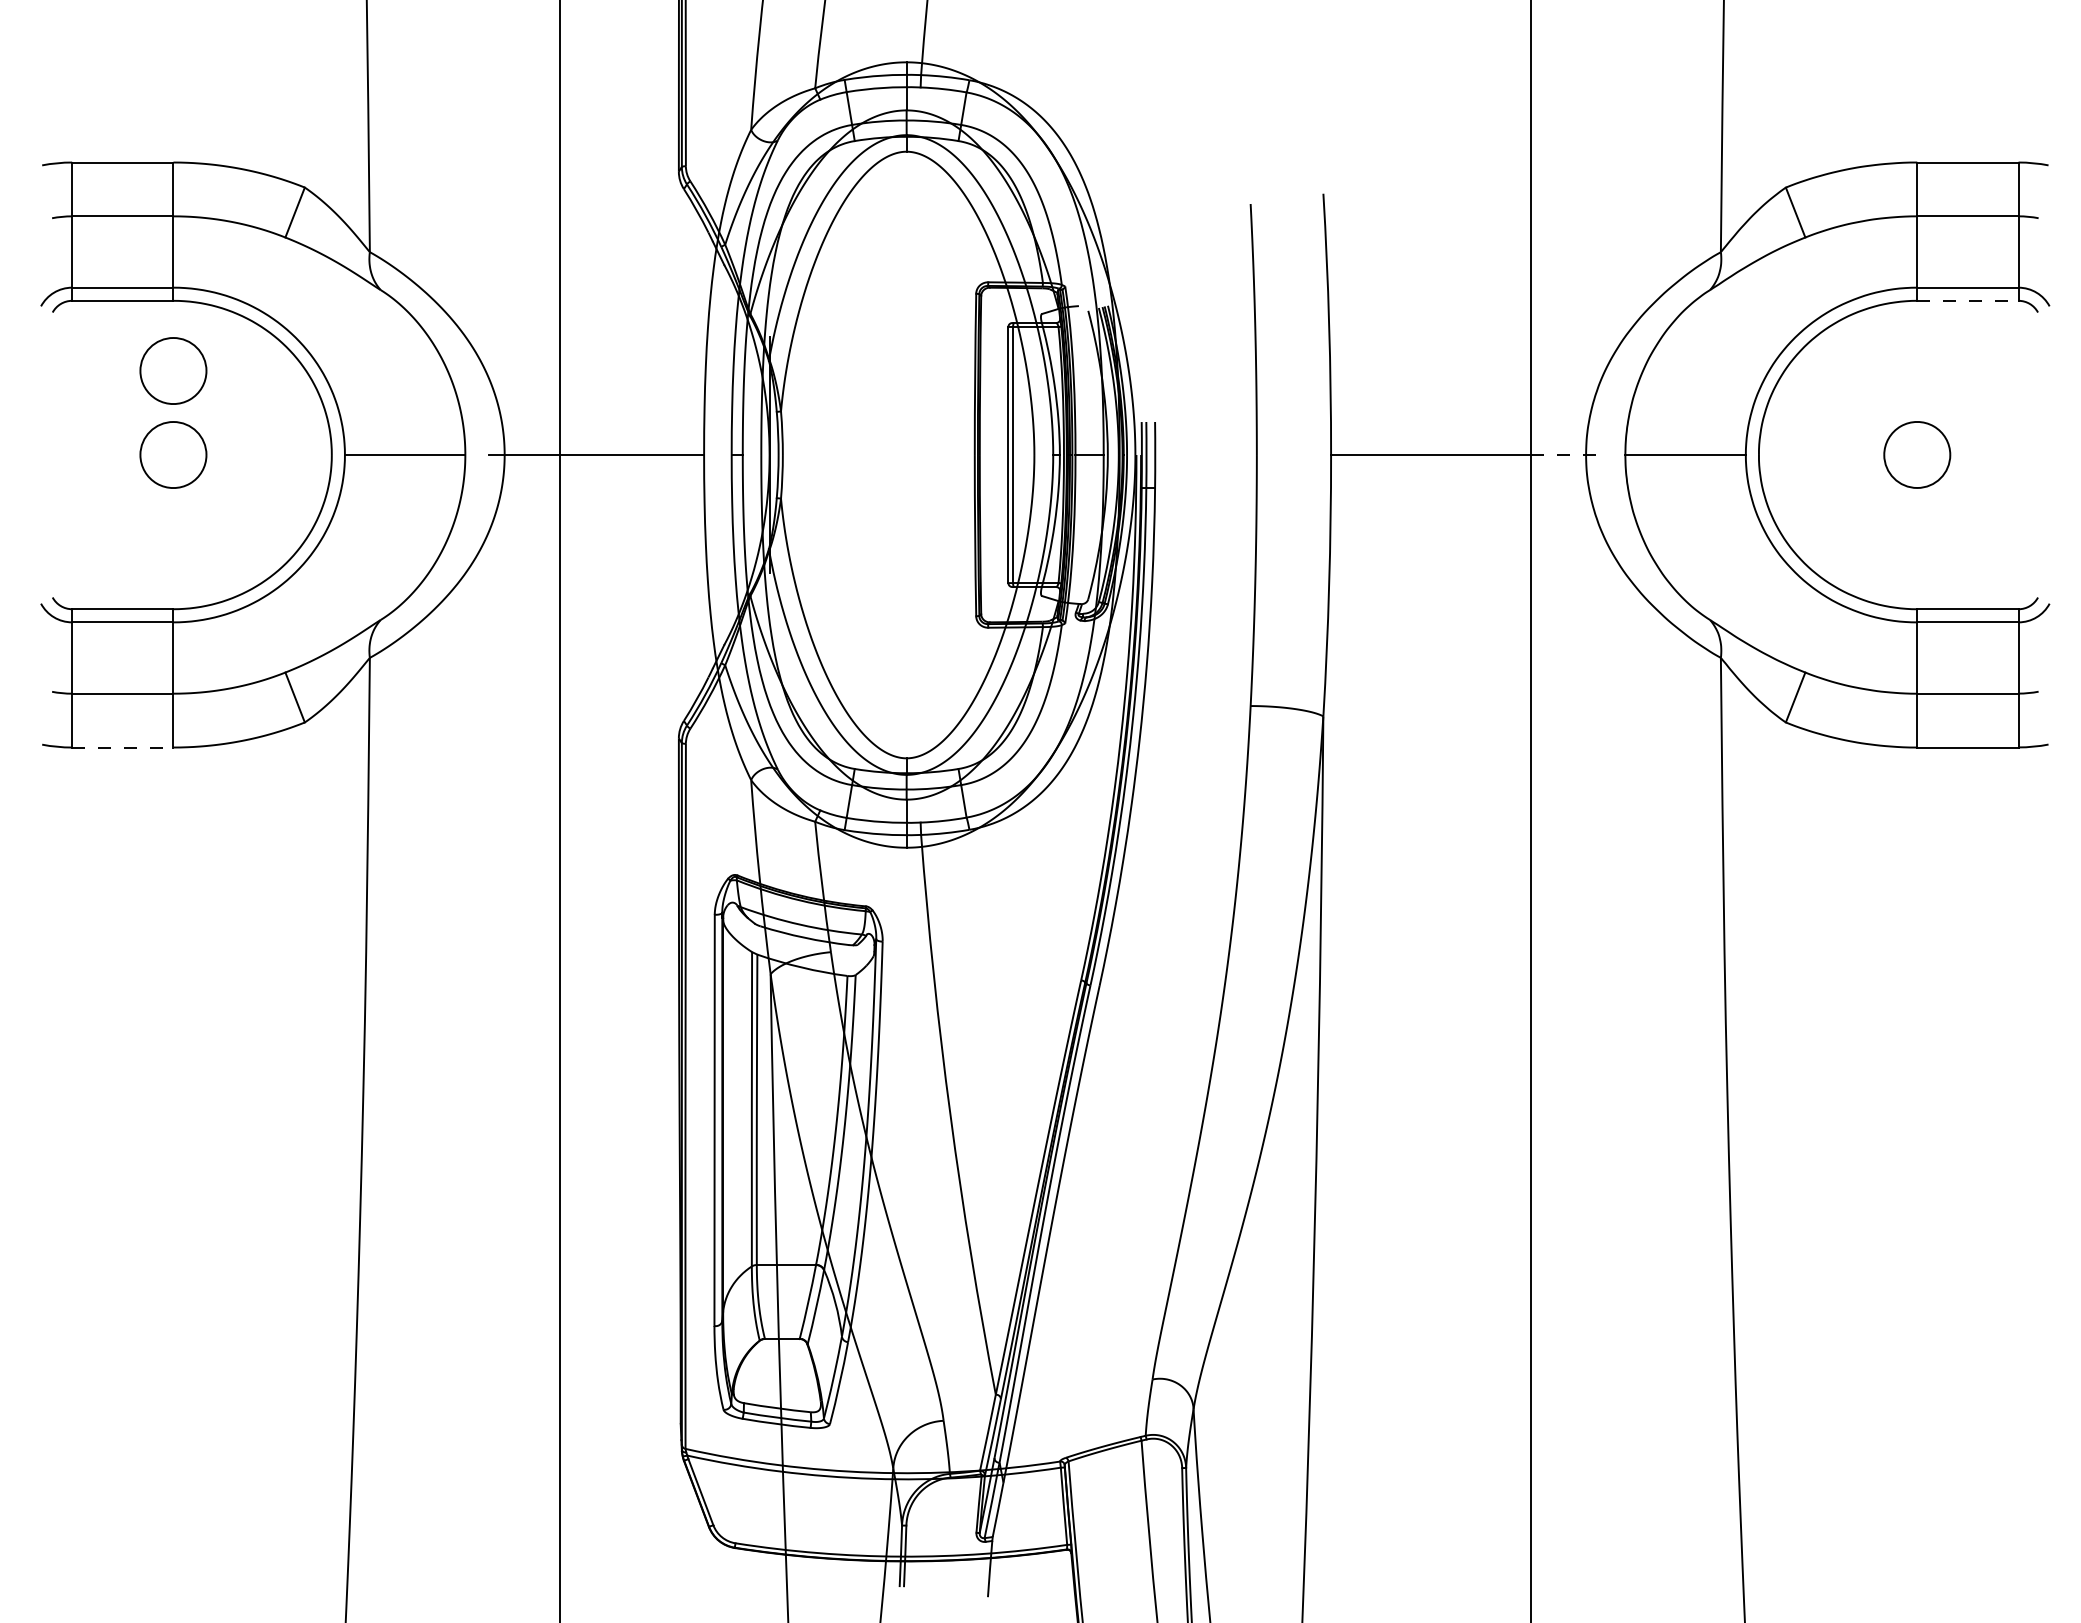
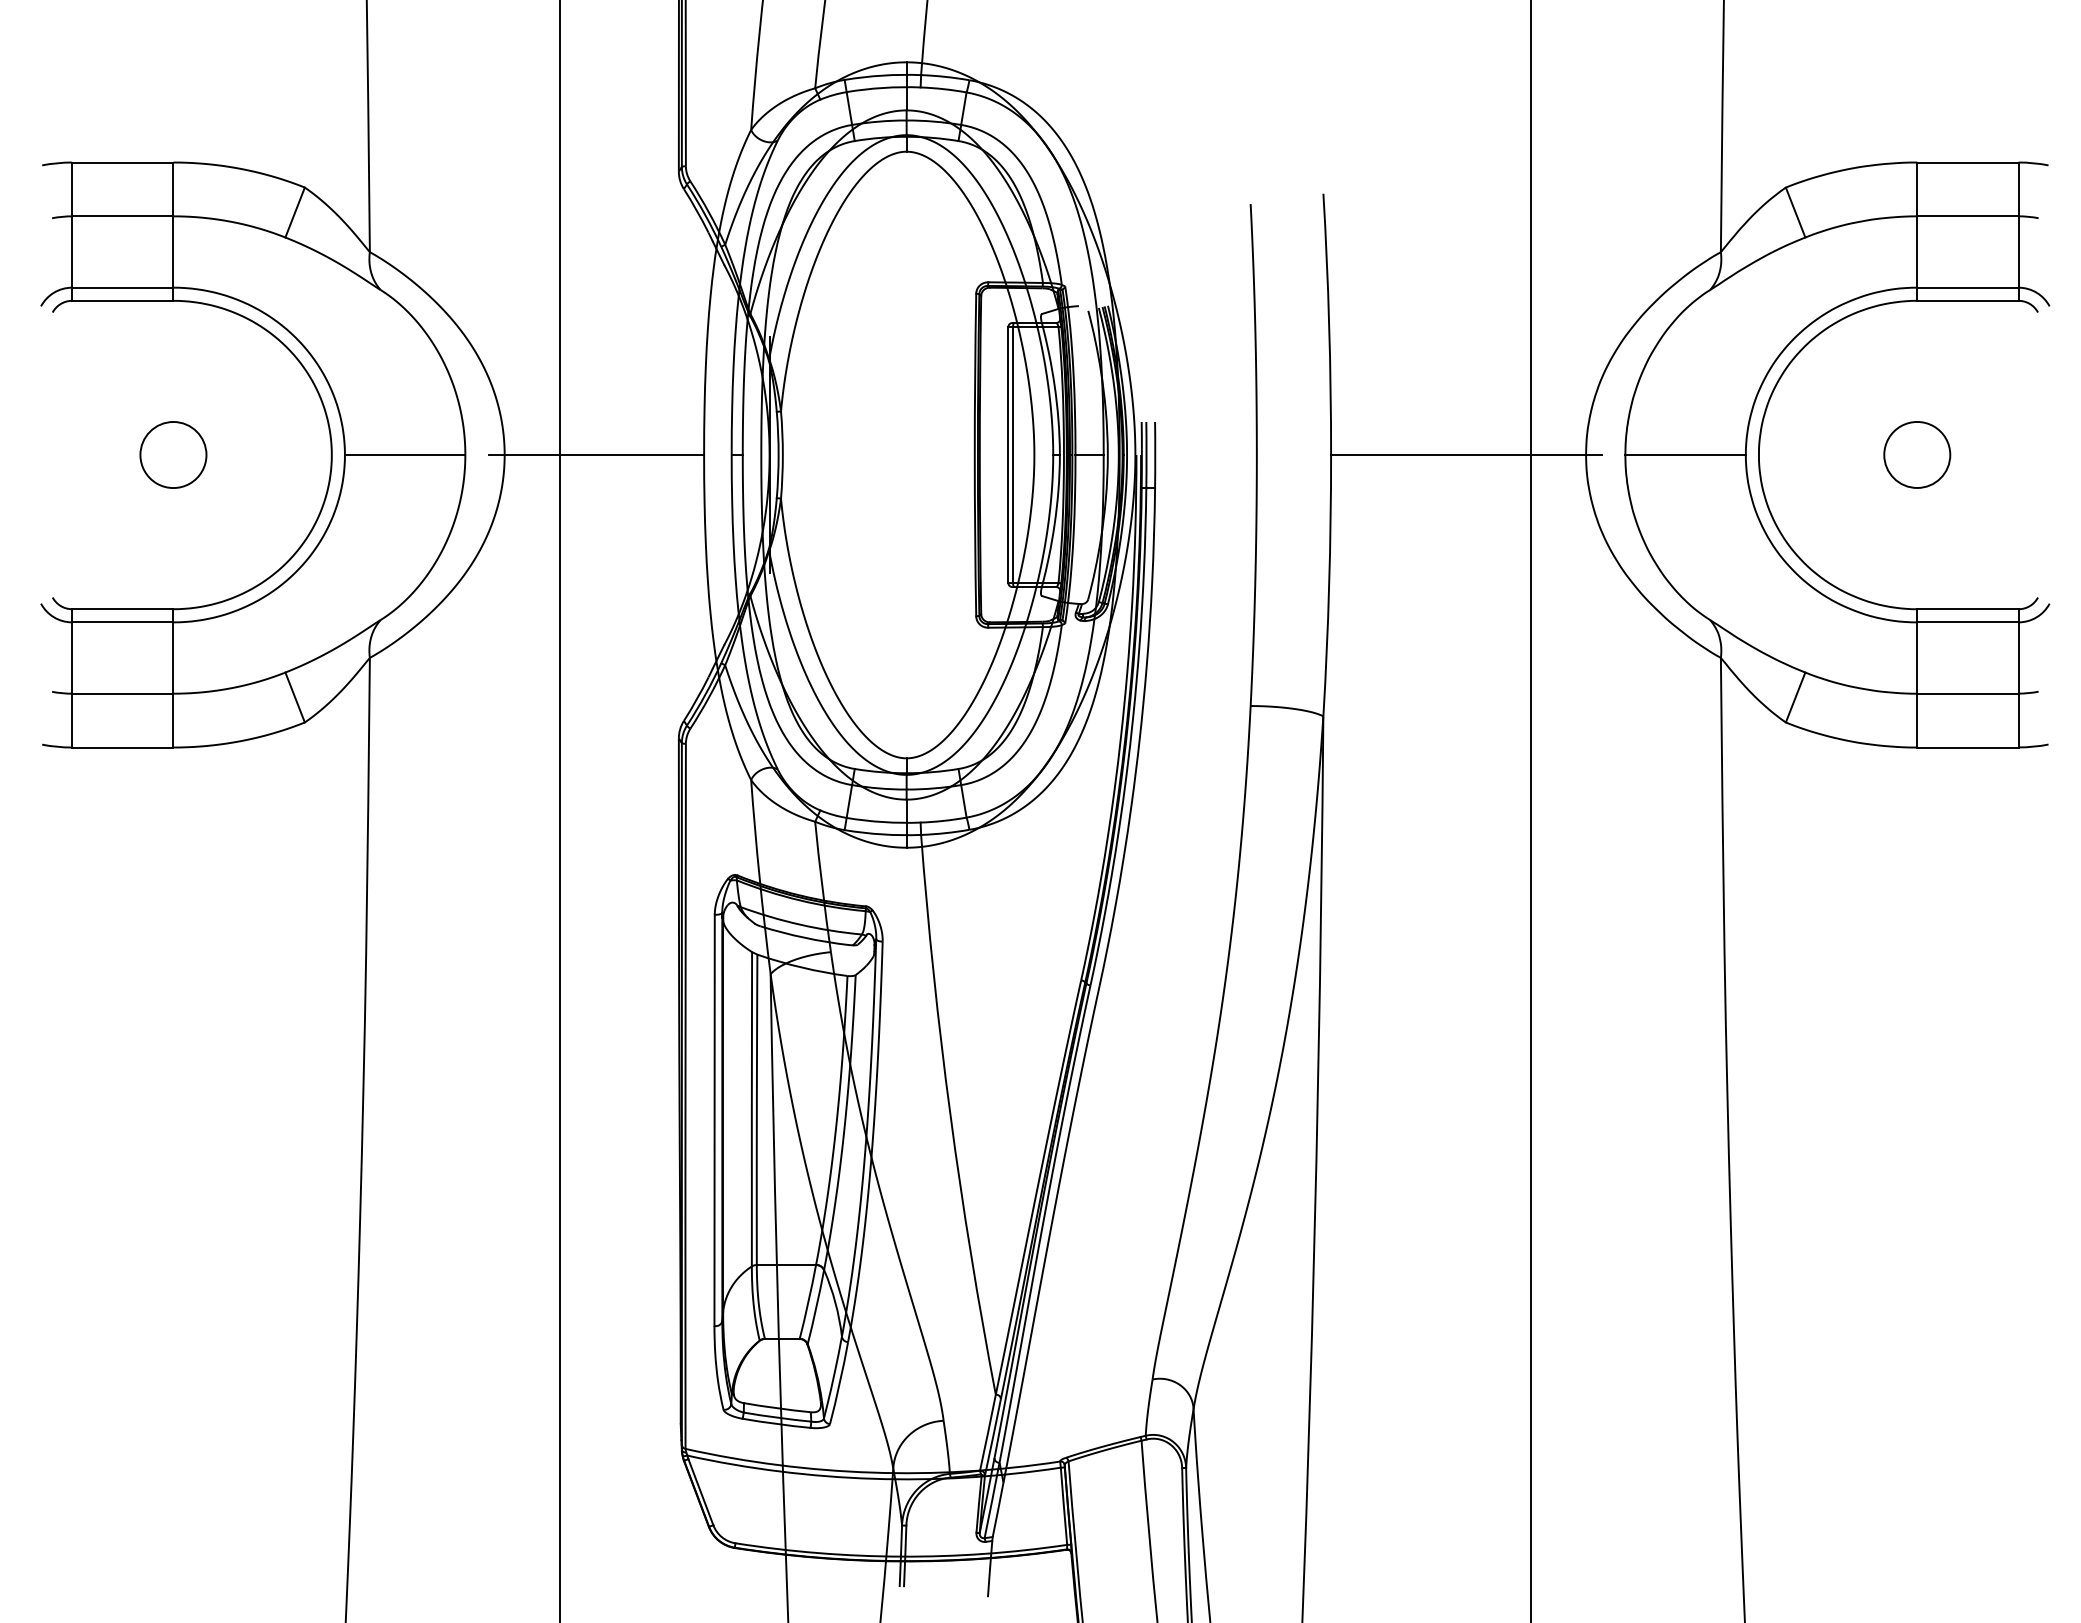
line: dashed -> solid (1967, 300)
part: present -> none (173, 370)
line: dashed -> solid (1566, 454)
line: dashed -> solid (122, 747)
